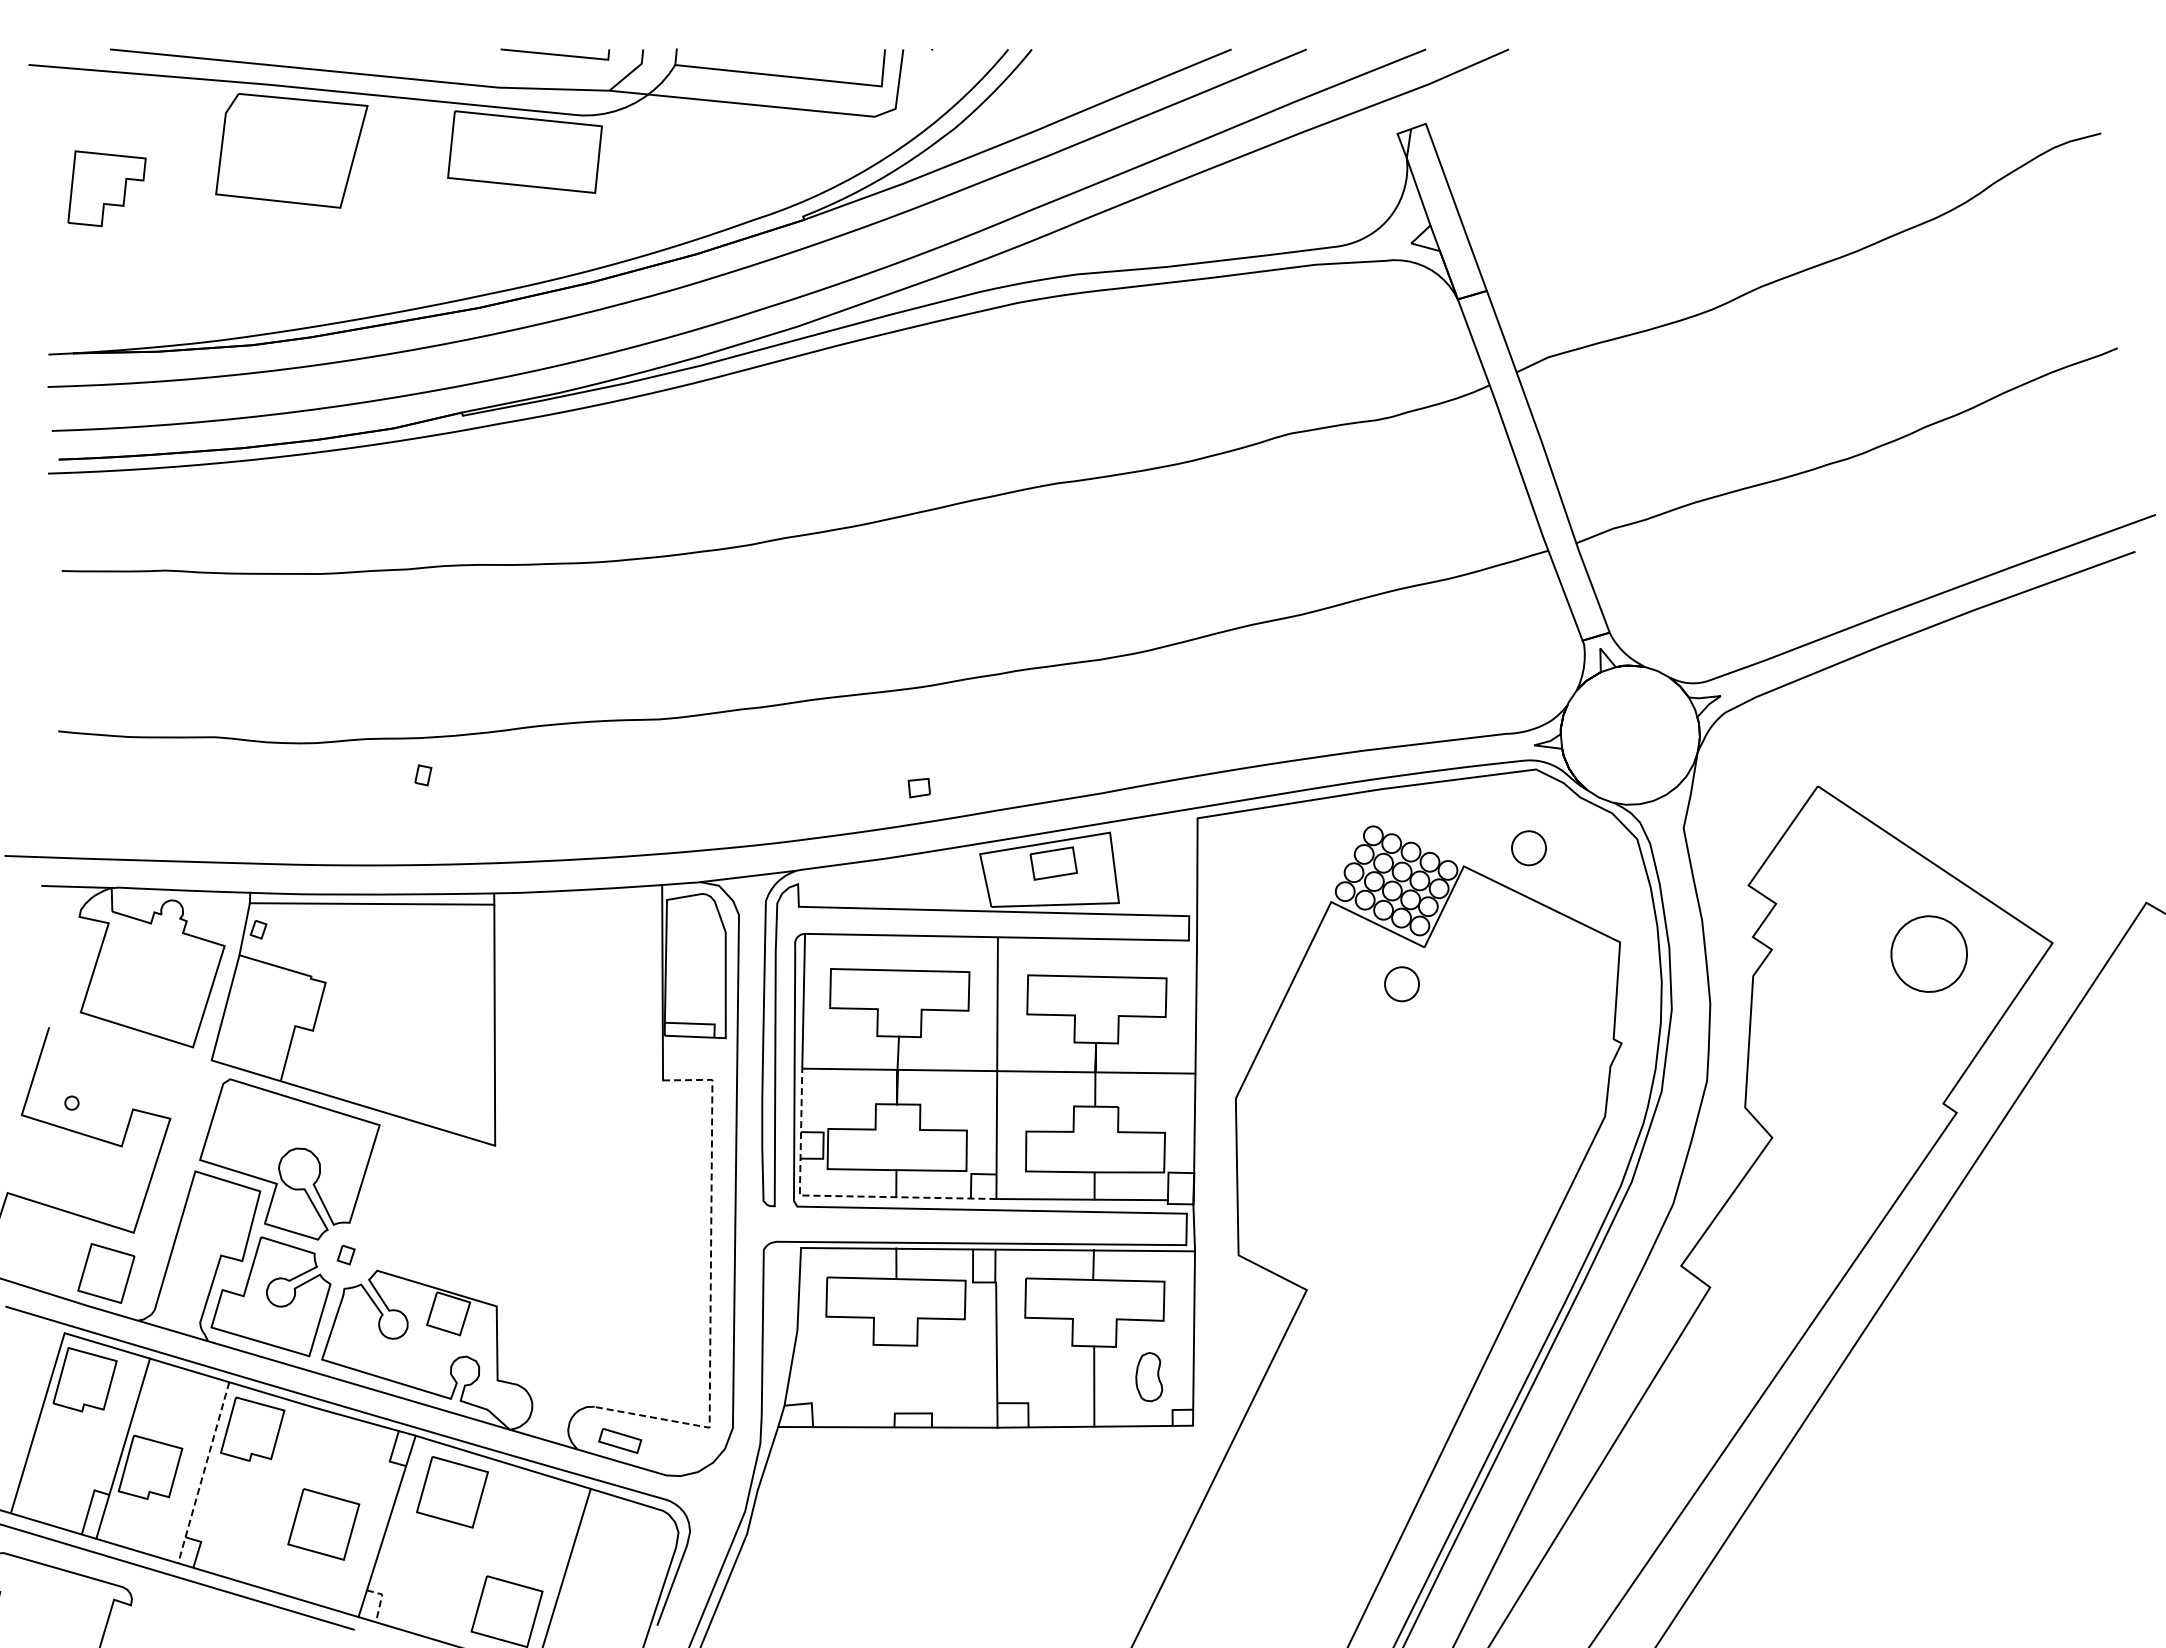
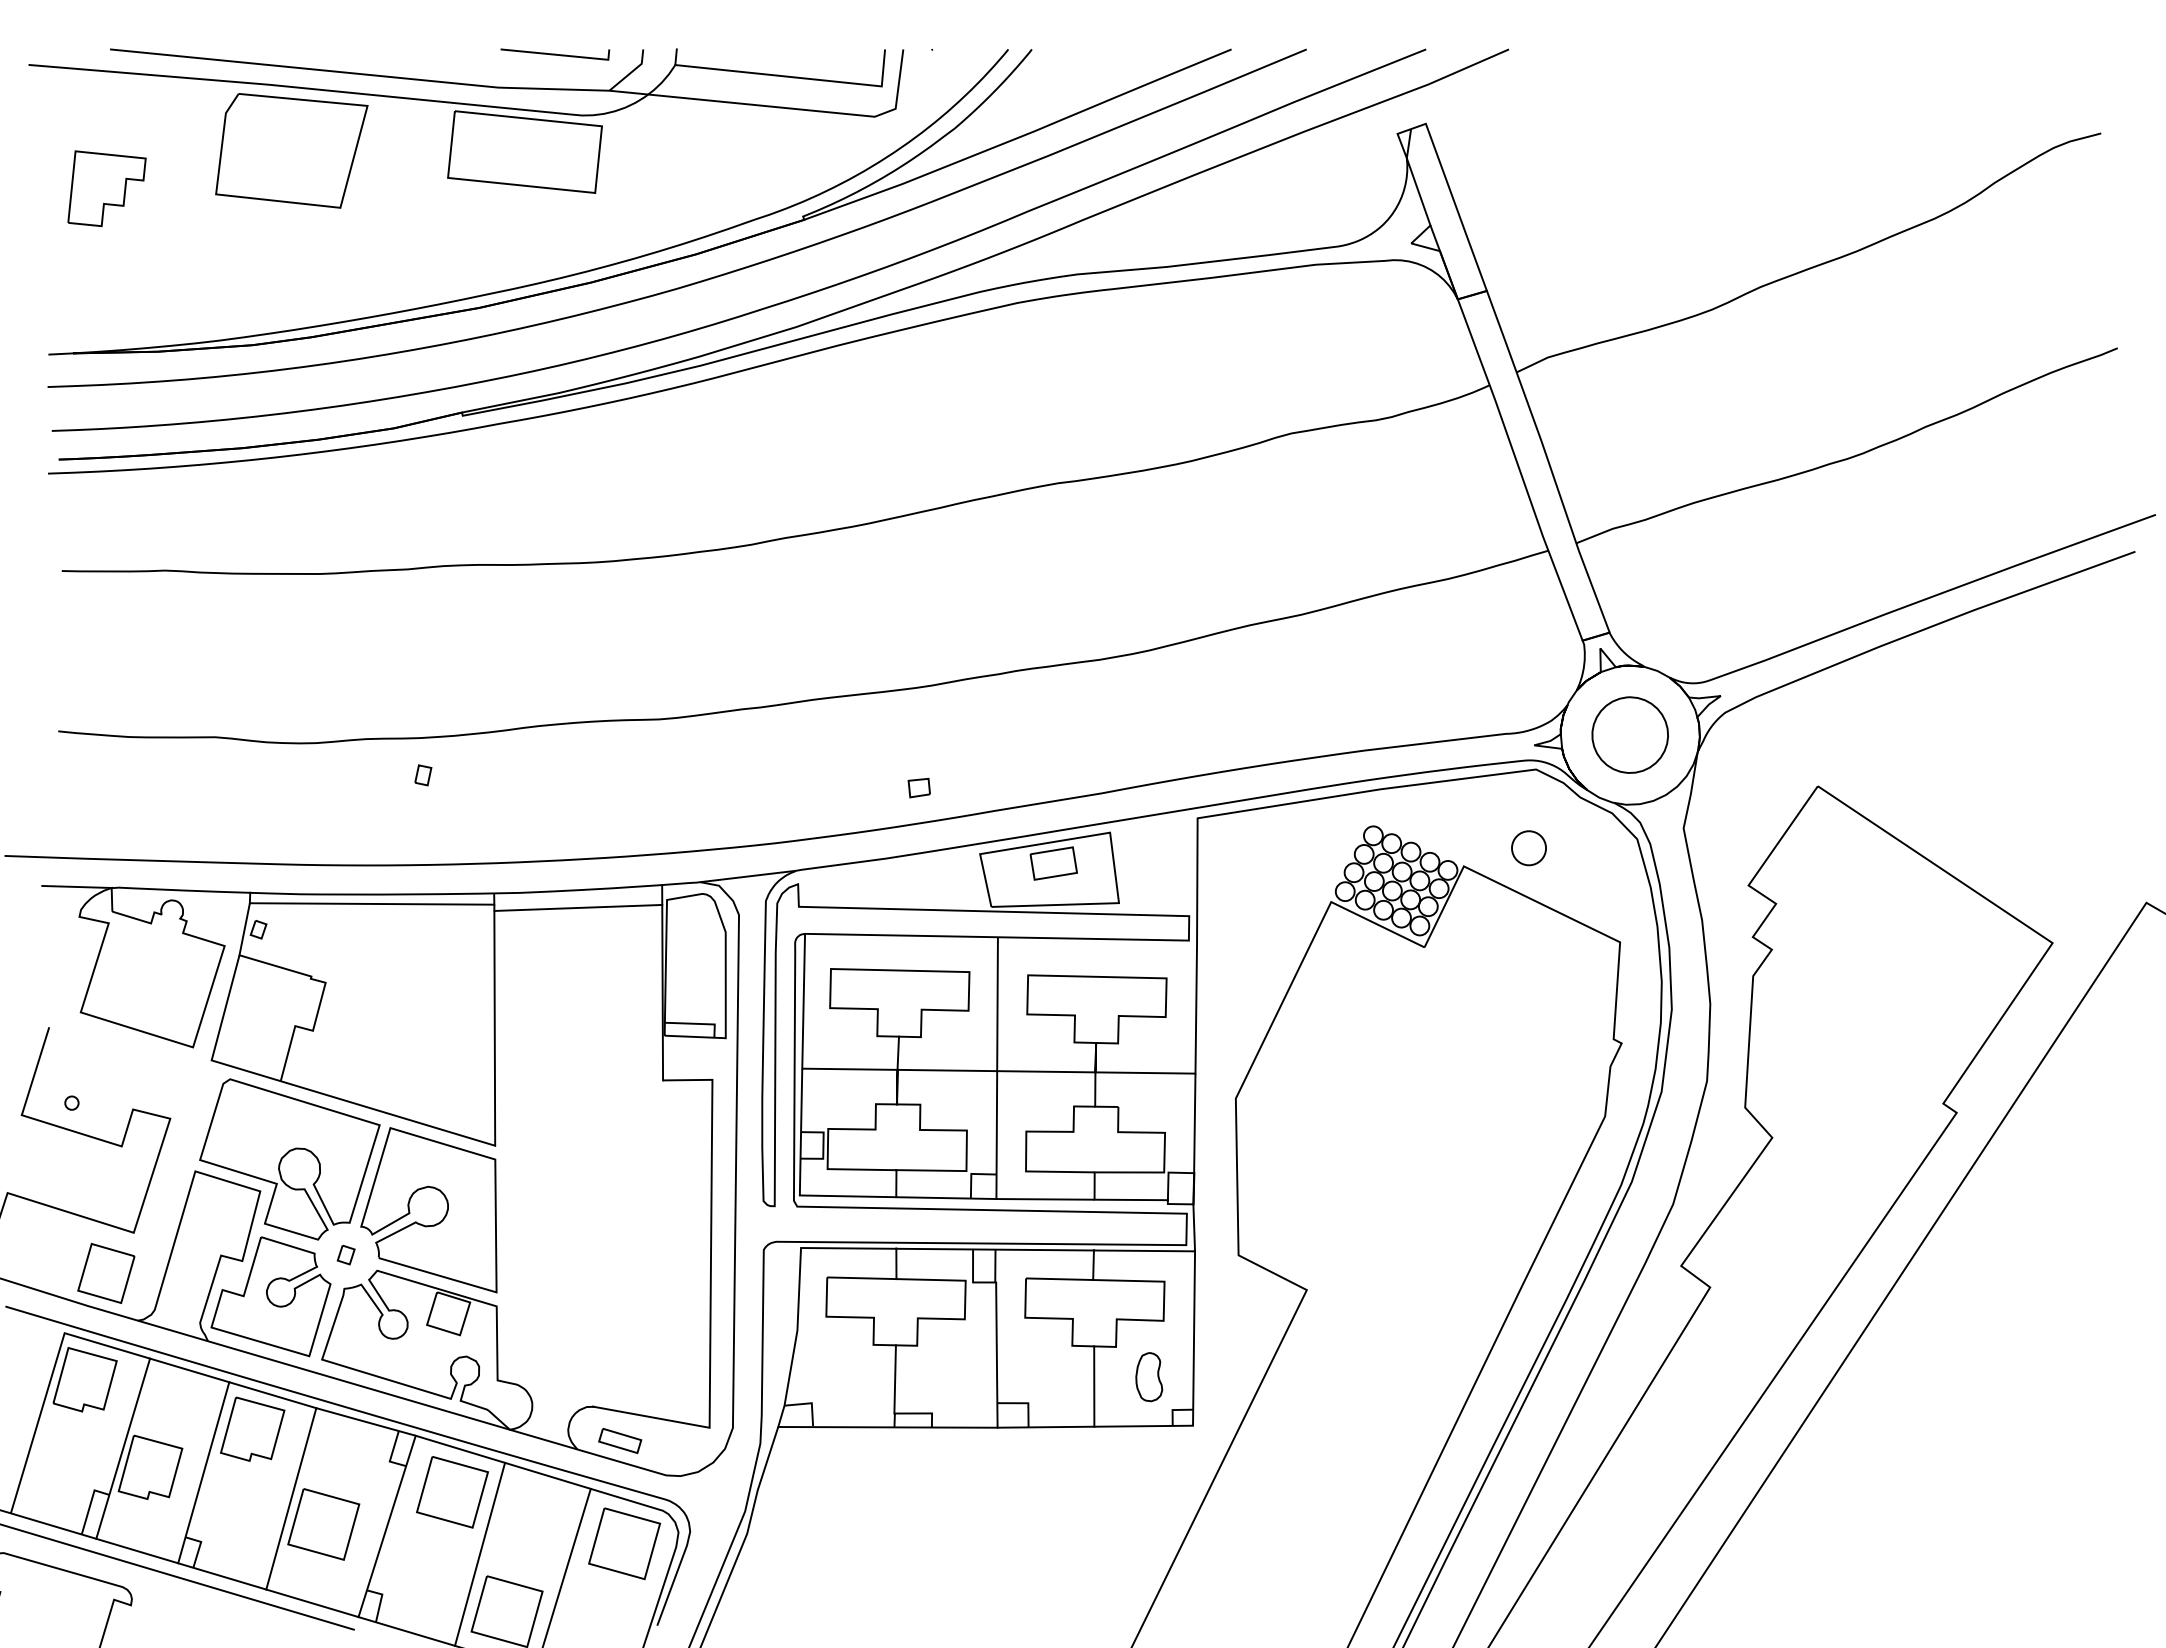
line: none -> present (578, 907)
part position: (1928, 953) -> (1629, 734) (1629, 734)
circle: present -> none (1401, 984)
line: dashed -> solid (833, 1196)
curve: none -> present (423, 1224)
line: dashed -> solid (710, 1288)
line: none -> present (894, 1379)
line: dashed -> solid (203, 1473)
line: none -> present (291, 1498)
part: none -> present (624, 1543)
line: none -> present (480, 1553)
line: dashed -> solid (381, 1600)
